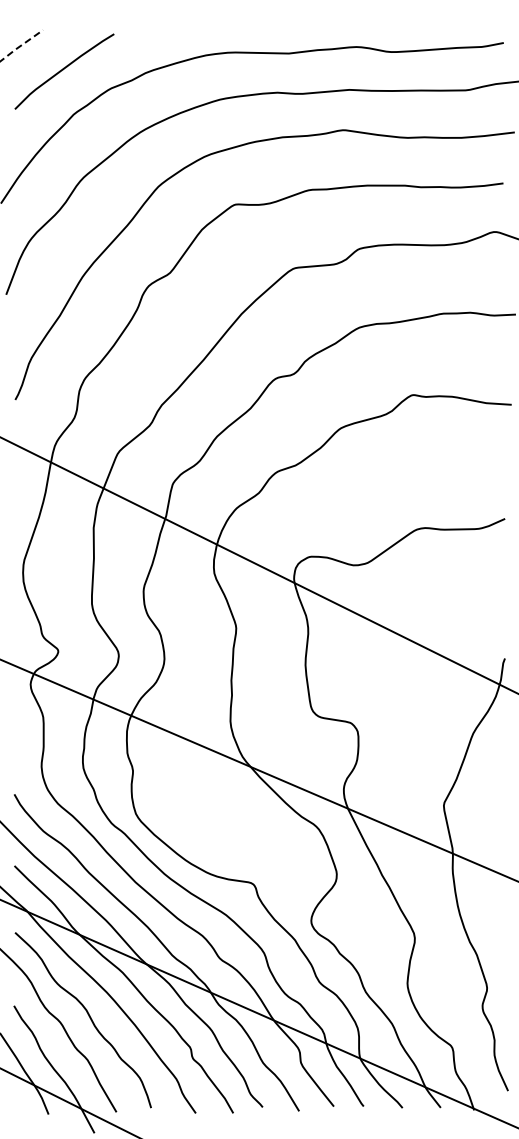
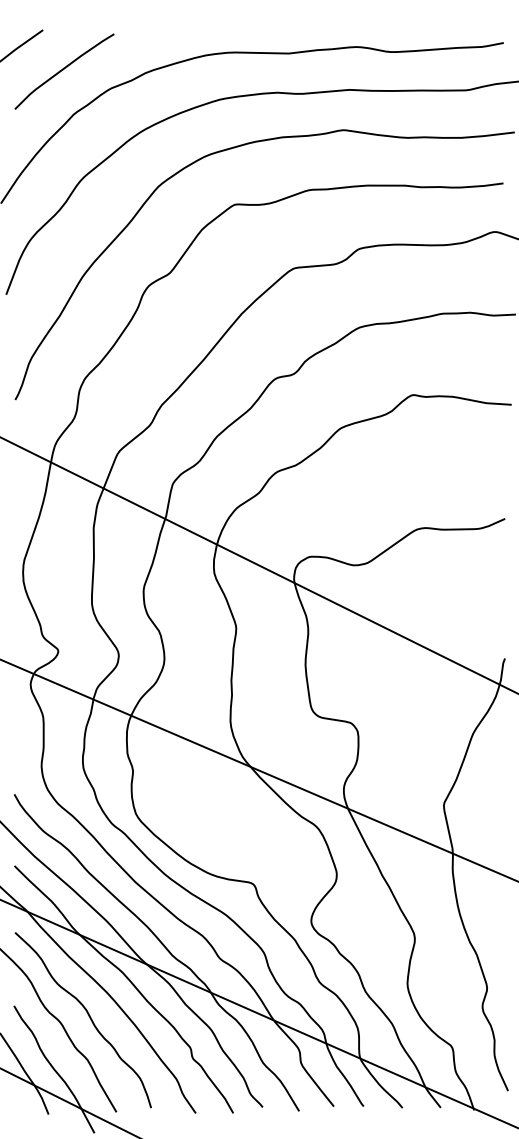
line: dashed -> solid (21, 45)
